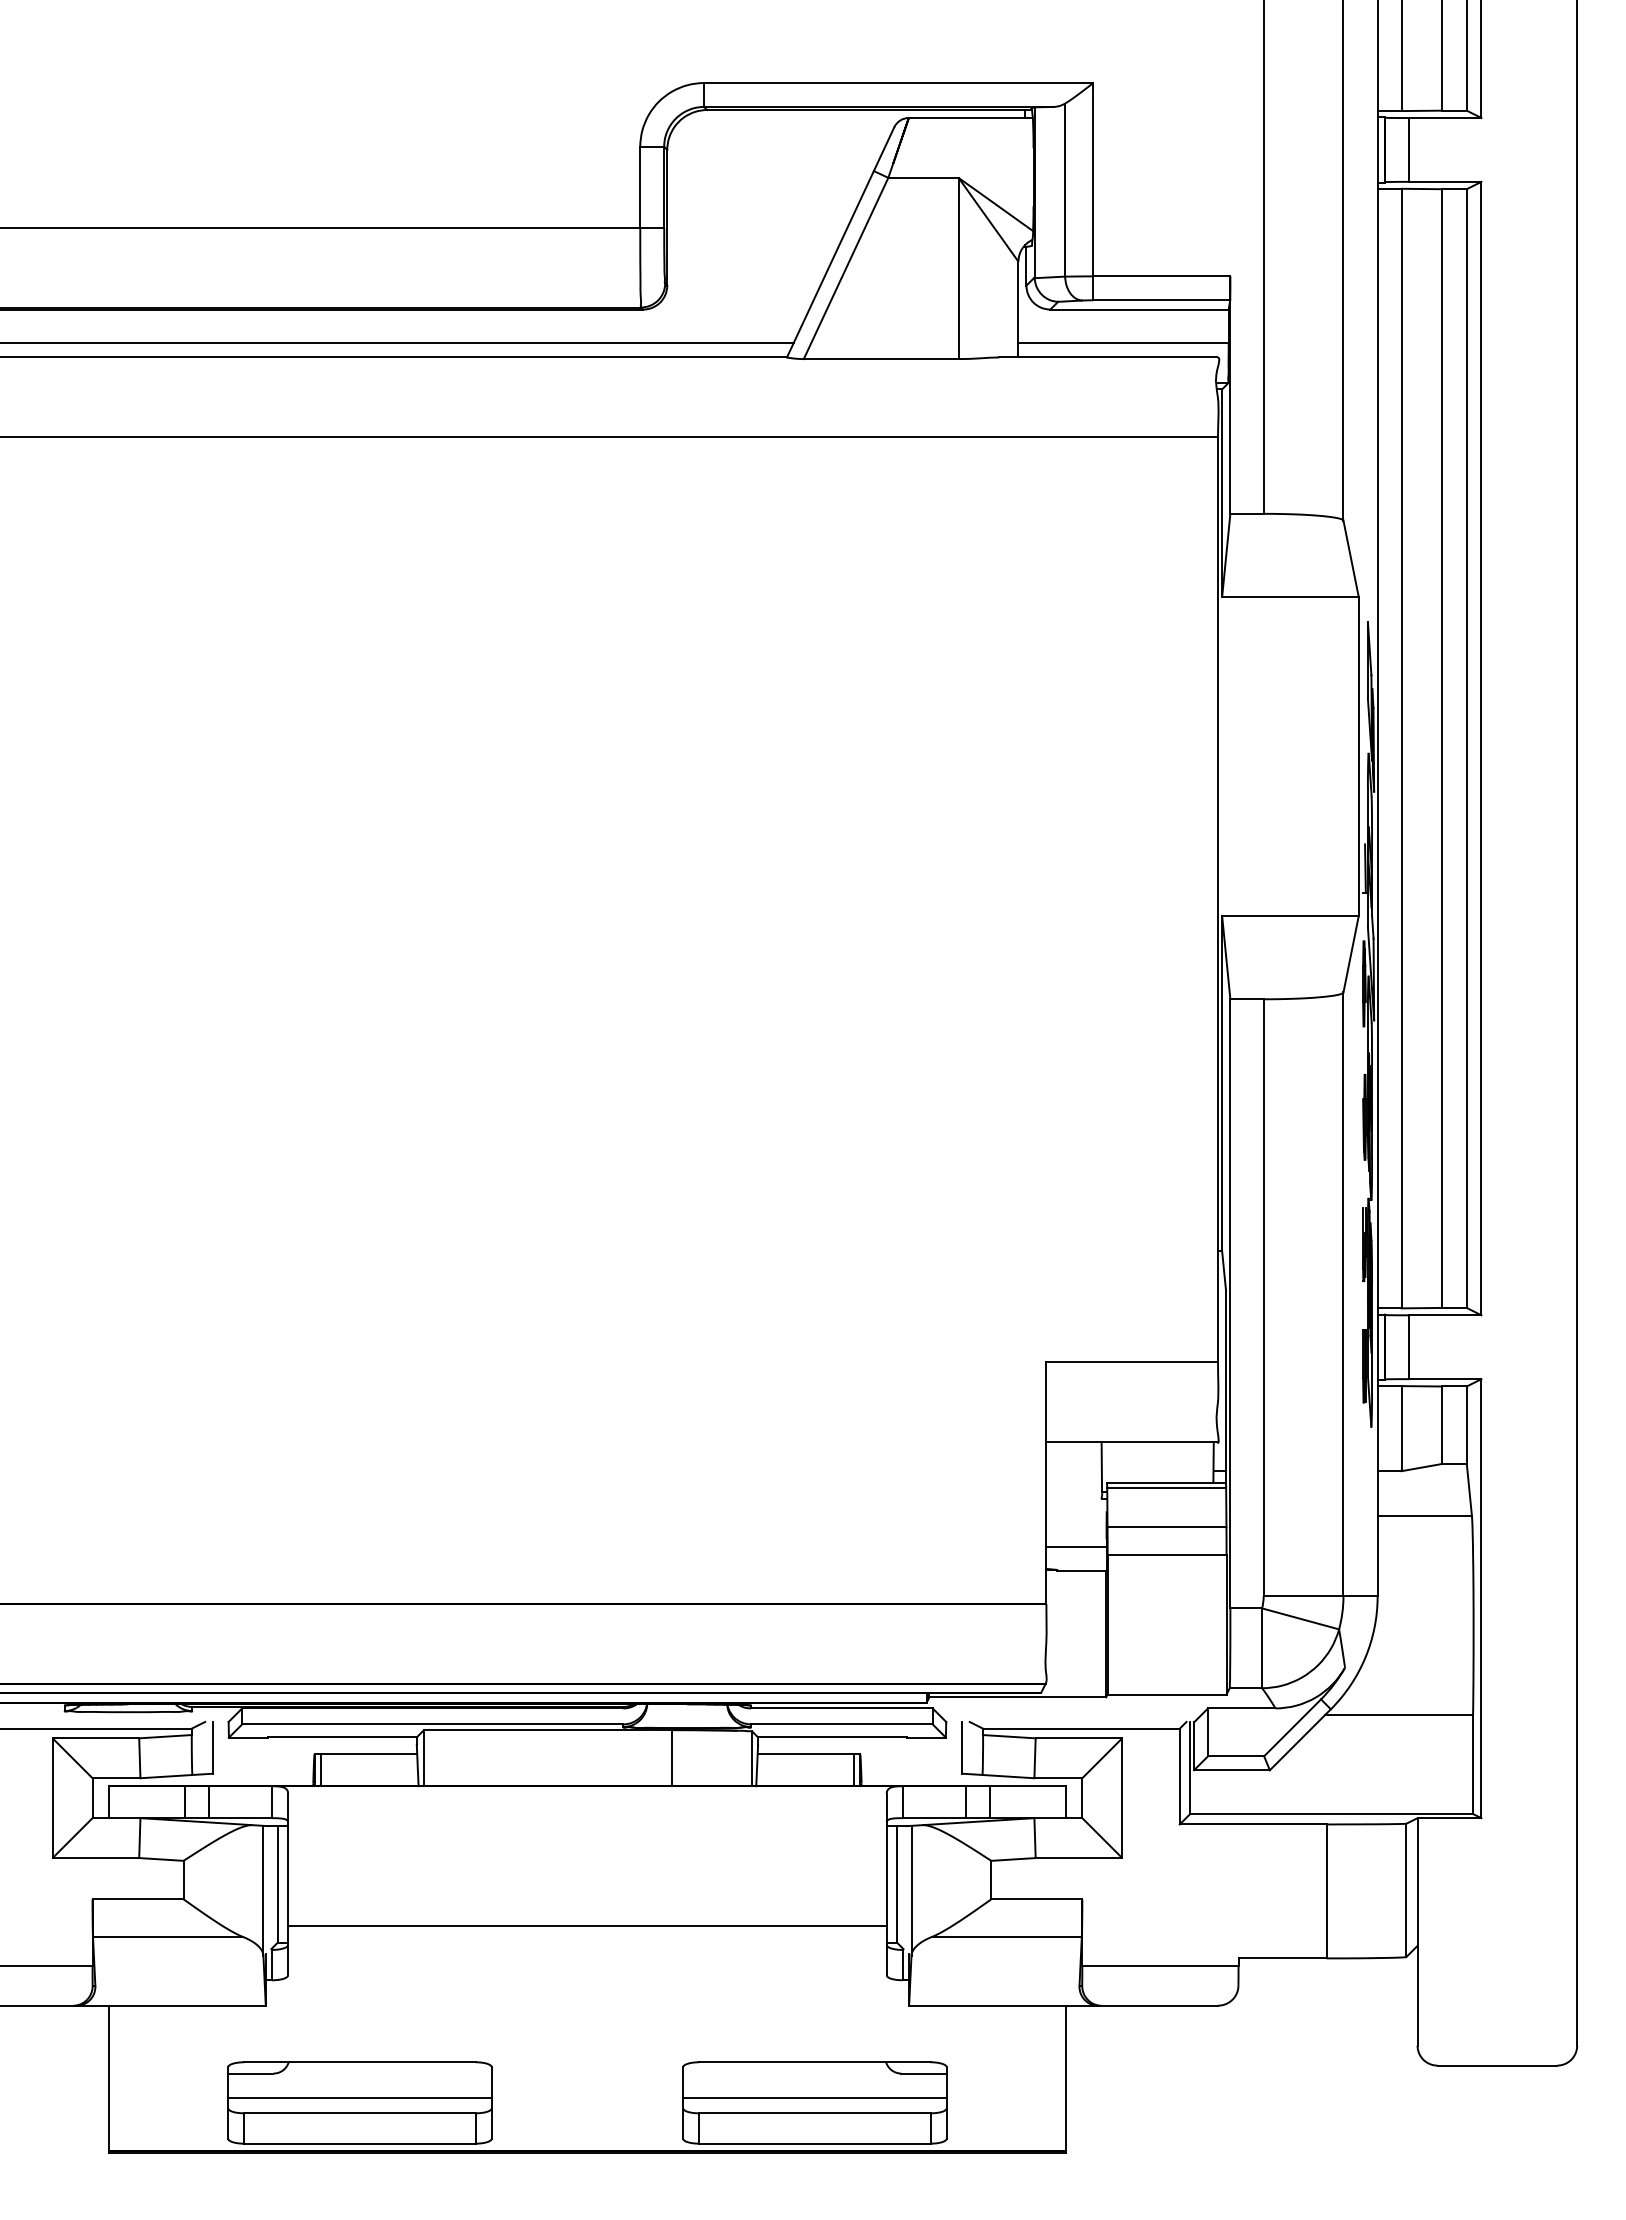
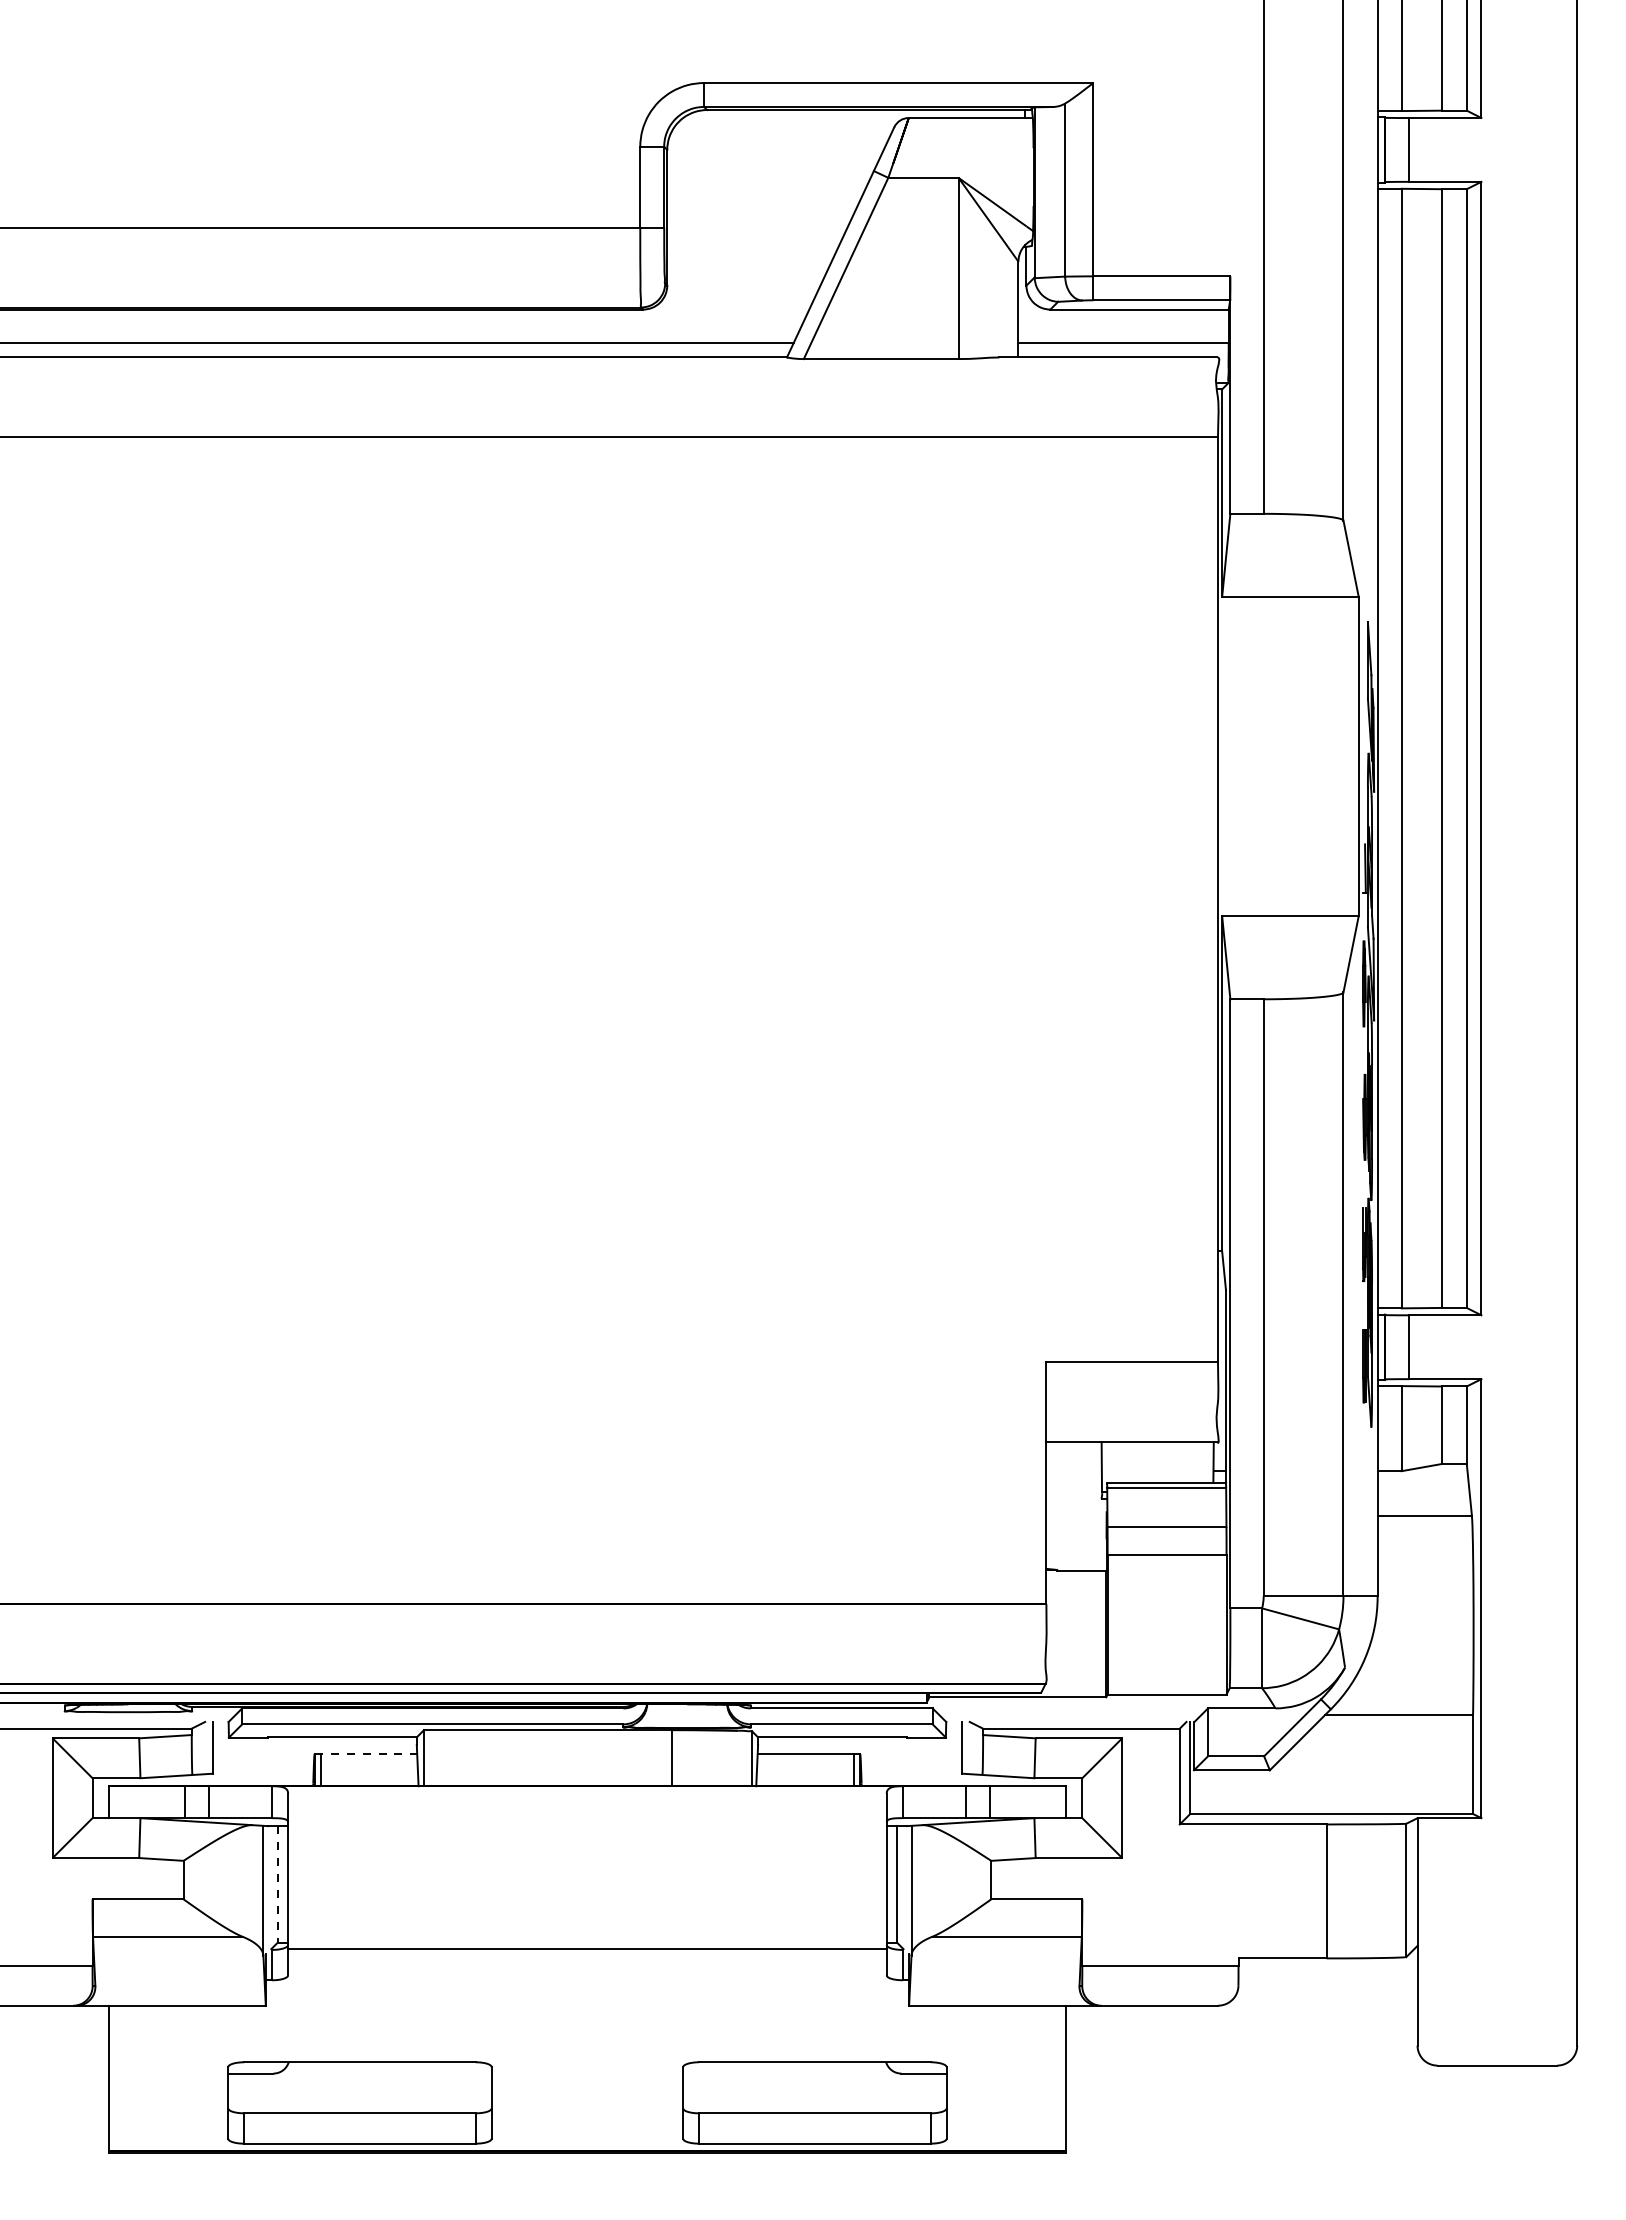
line: present -> none (1076, 1546)
line: solid -> dashed (366, 1754)
line: solid -> dashed (277, 1884)
line position: (587, 1926) -> (587, 1949) (587, 1949)
line: present -> none (359, 2097)
line: present -> none (814, 2097)
